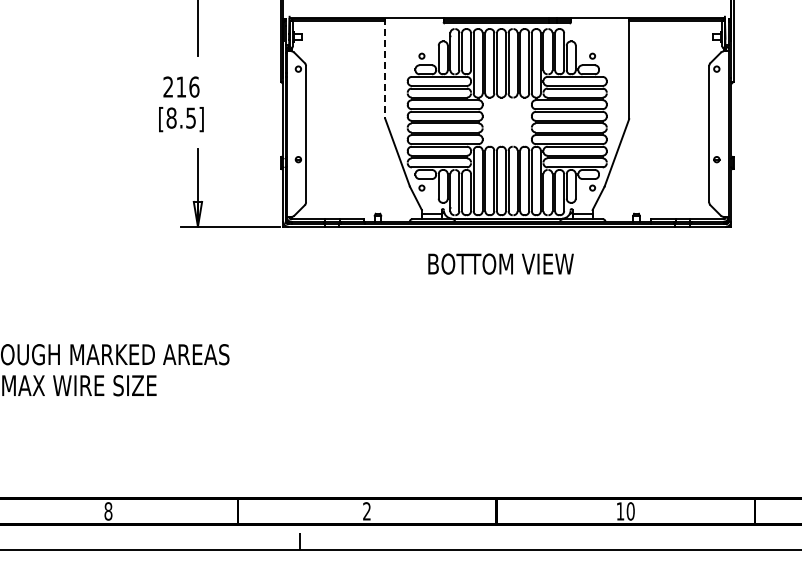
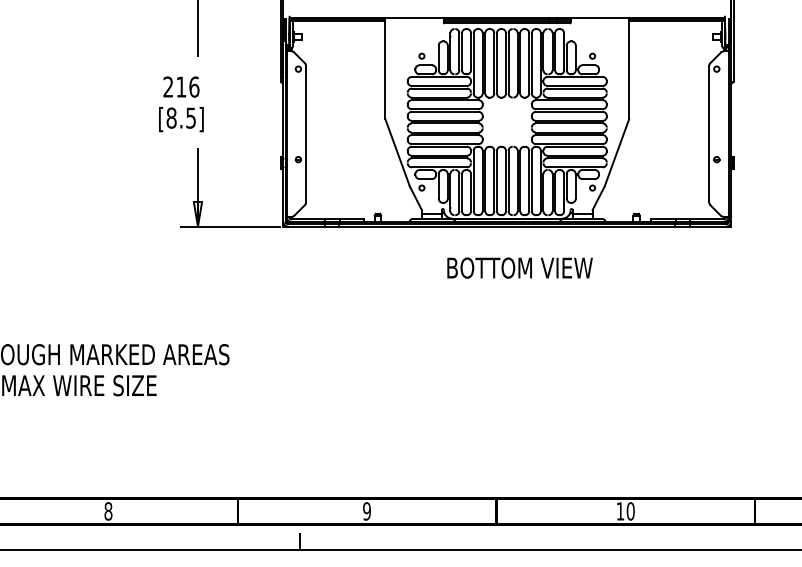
line: dashed -> solid (385, 69)
text position: (500, 263) -> (519, 267) (519, 267)
text: 2 -> 9 (366, 511)
